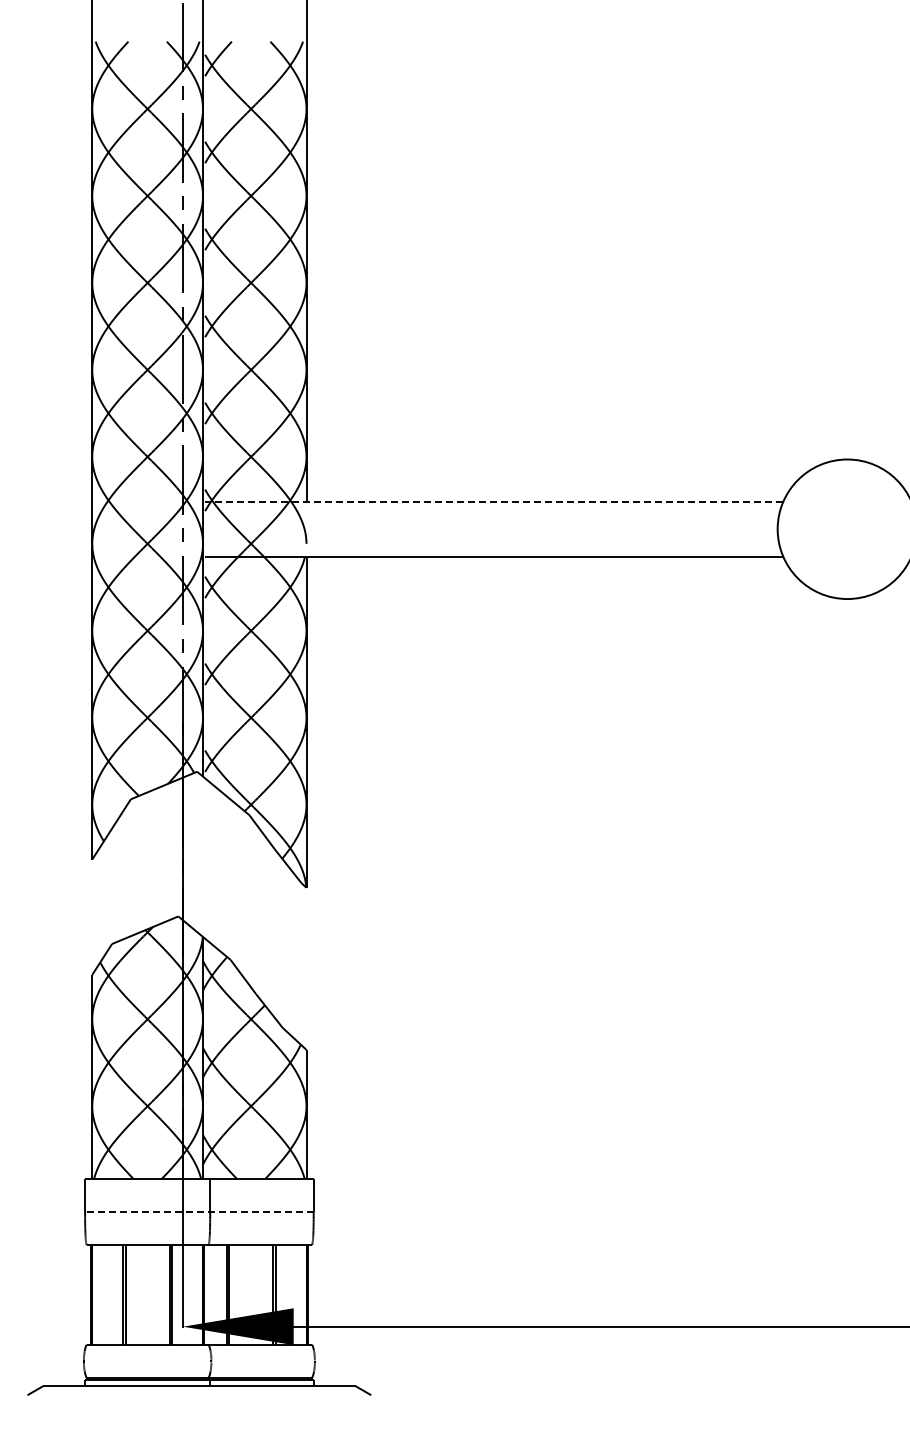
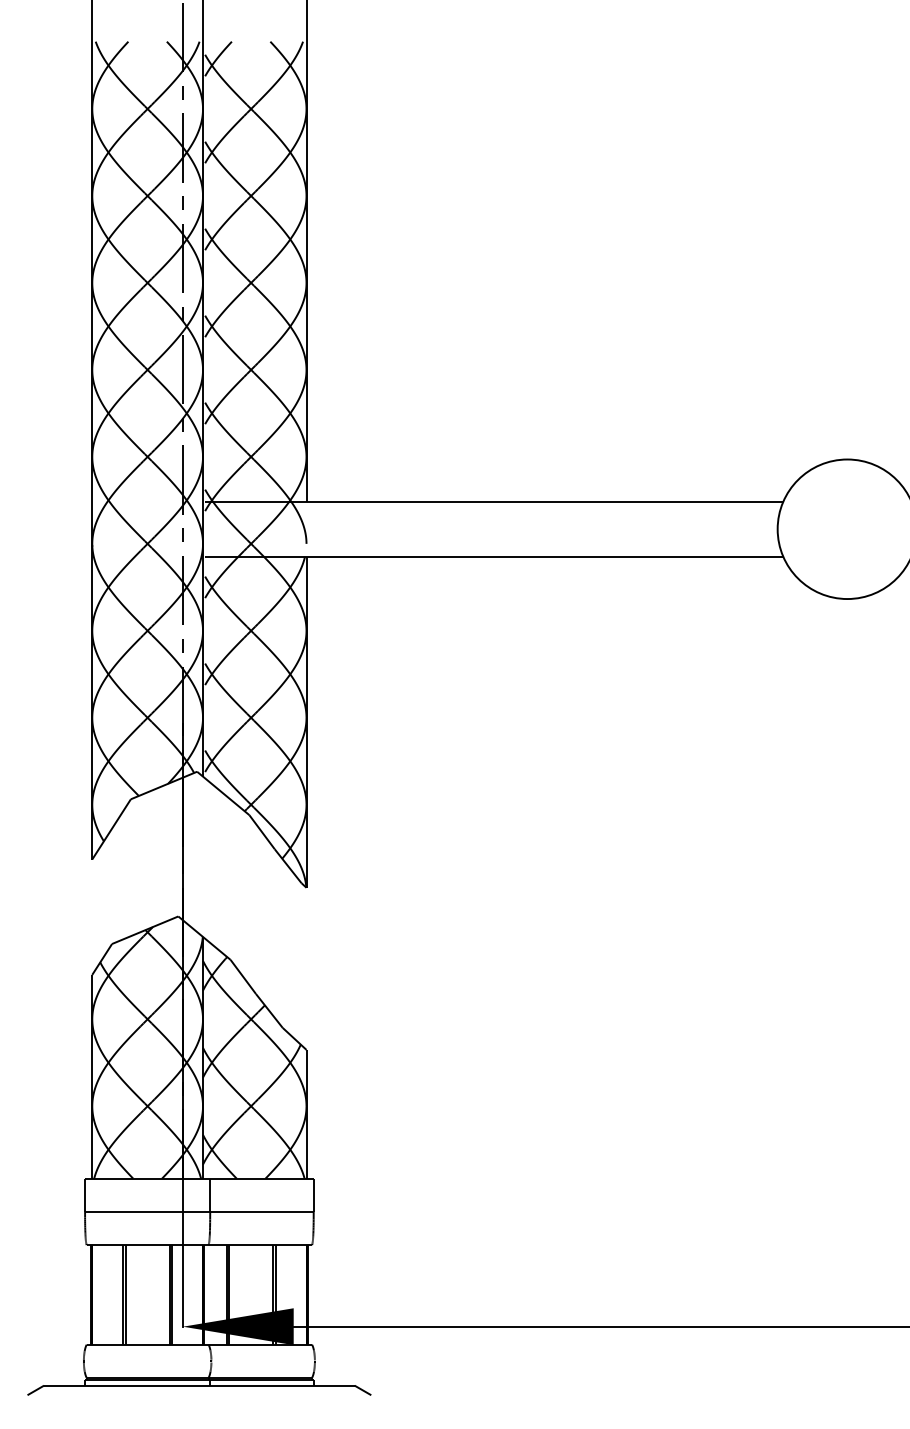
line: dashed -> solid (493, 501)
line: dashed -> solid (198, 1211)
